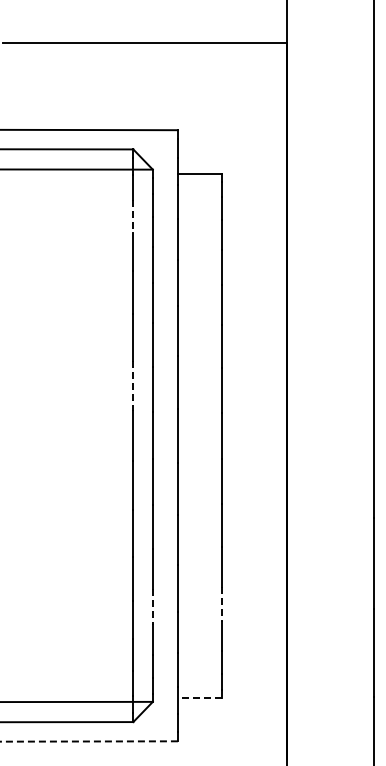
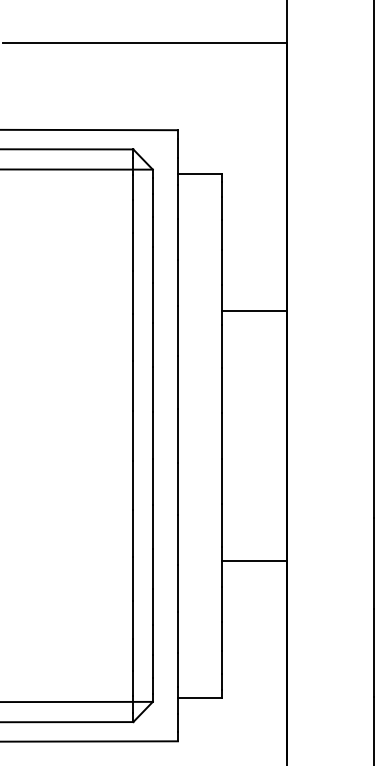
line: dashed -> solid (133, 216)
line: none -> present (254, 310)
line: dashed -> solid (133, 386)
line: none -> present (254, 560)
line: dashed -> solid (221, 604)
line: dashed -> solid (152, 606)
line: dashed -> solid (199, 697)
line: dashed -> solid (88, 741)
